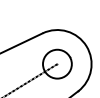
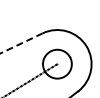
line: solid -> dashed (21, 43)
